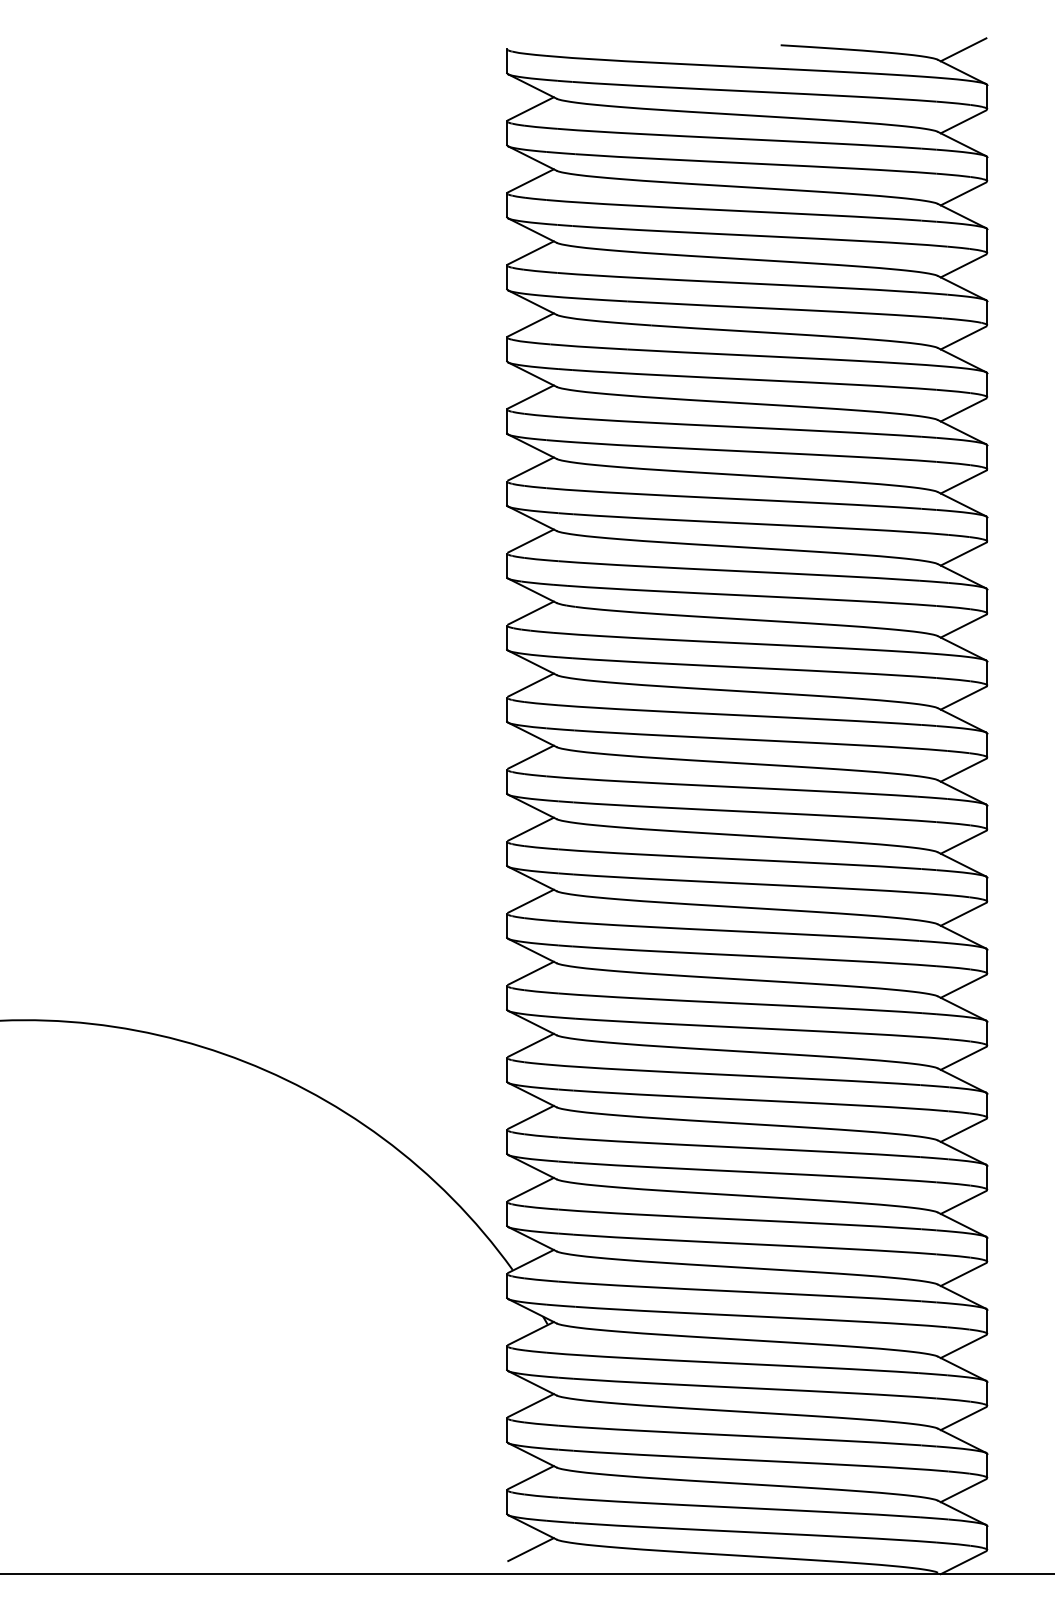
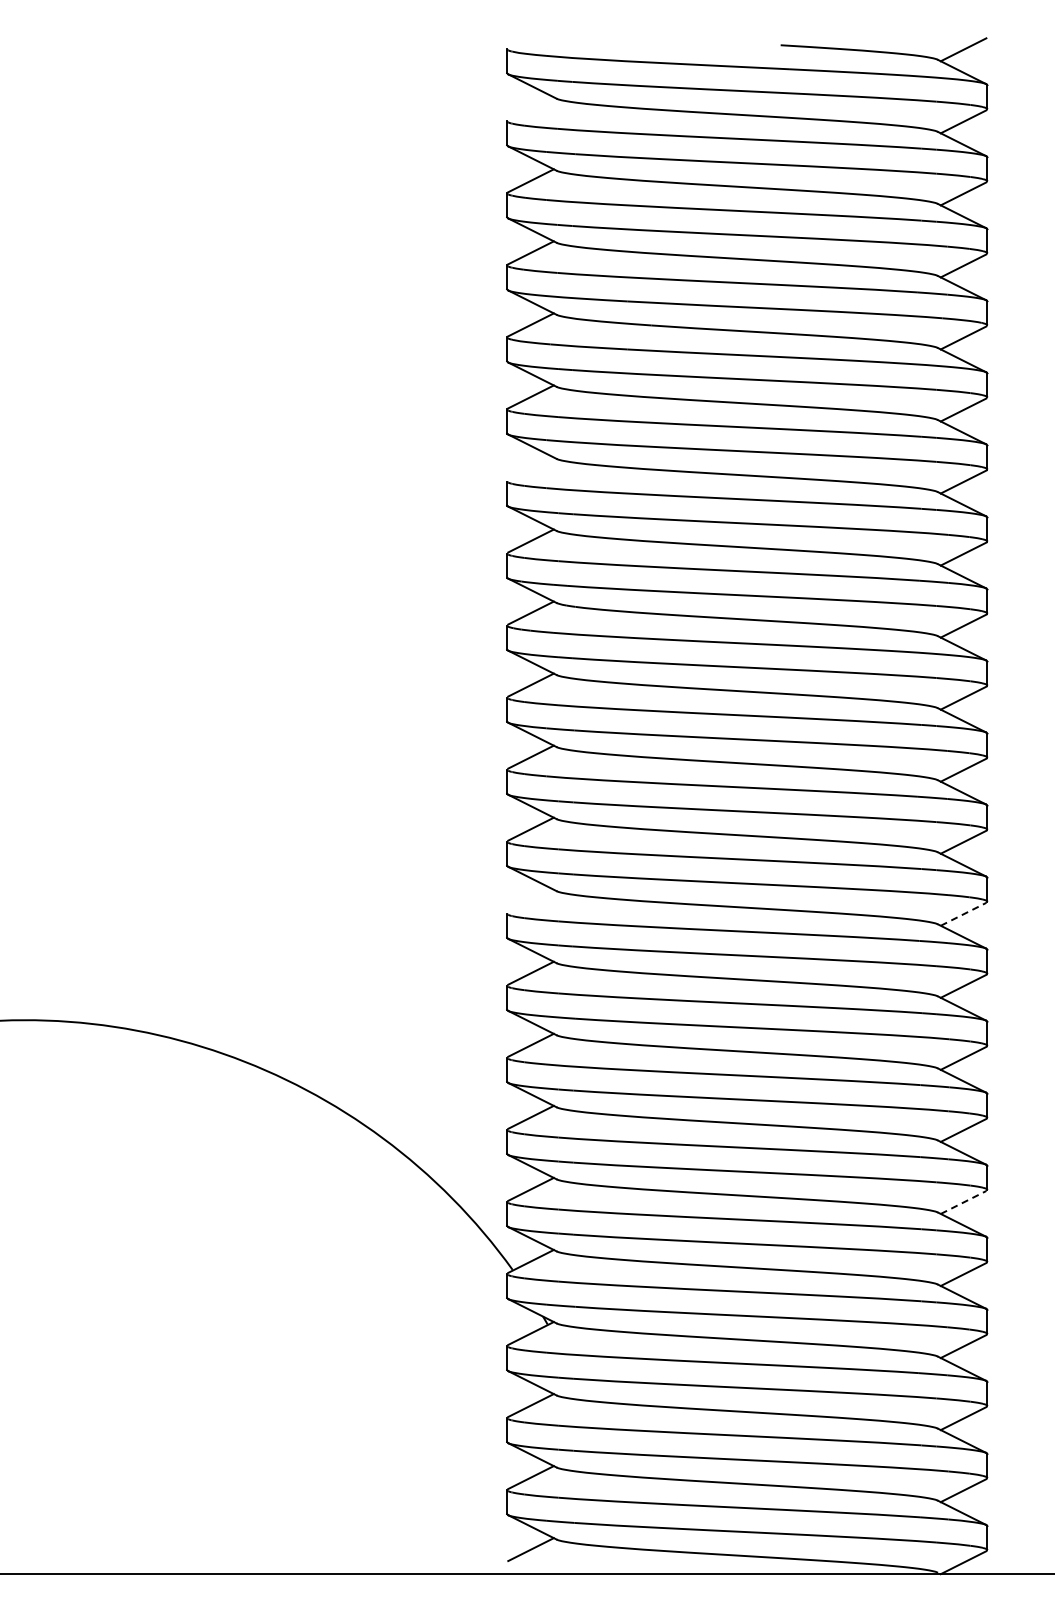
line: present -> none (530, 108)
line: present -> none (530, 468)
line: present -> none (530, 900)
line: solid -> dashed (963, 914)
line: solid -> dashed (963, 1202)
